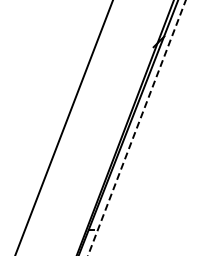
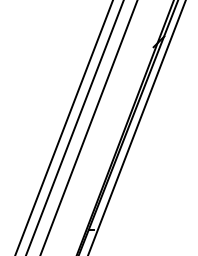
line: none -> present (75, 127)
line: none -> present (88, 127)
line: dashed -> solid (137, 127)
